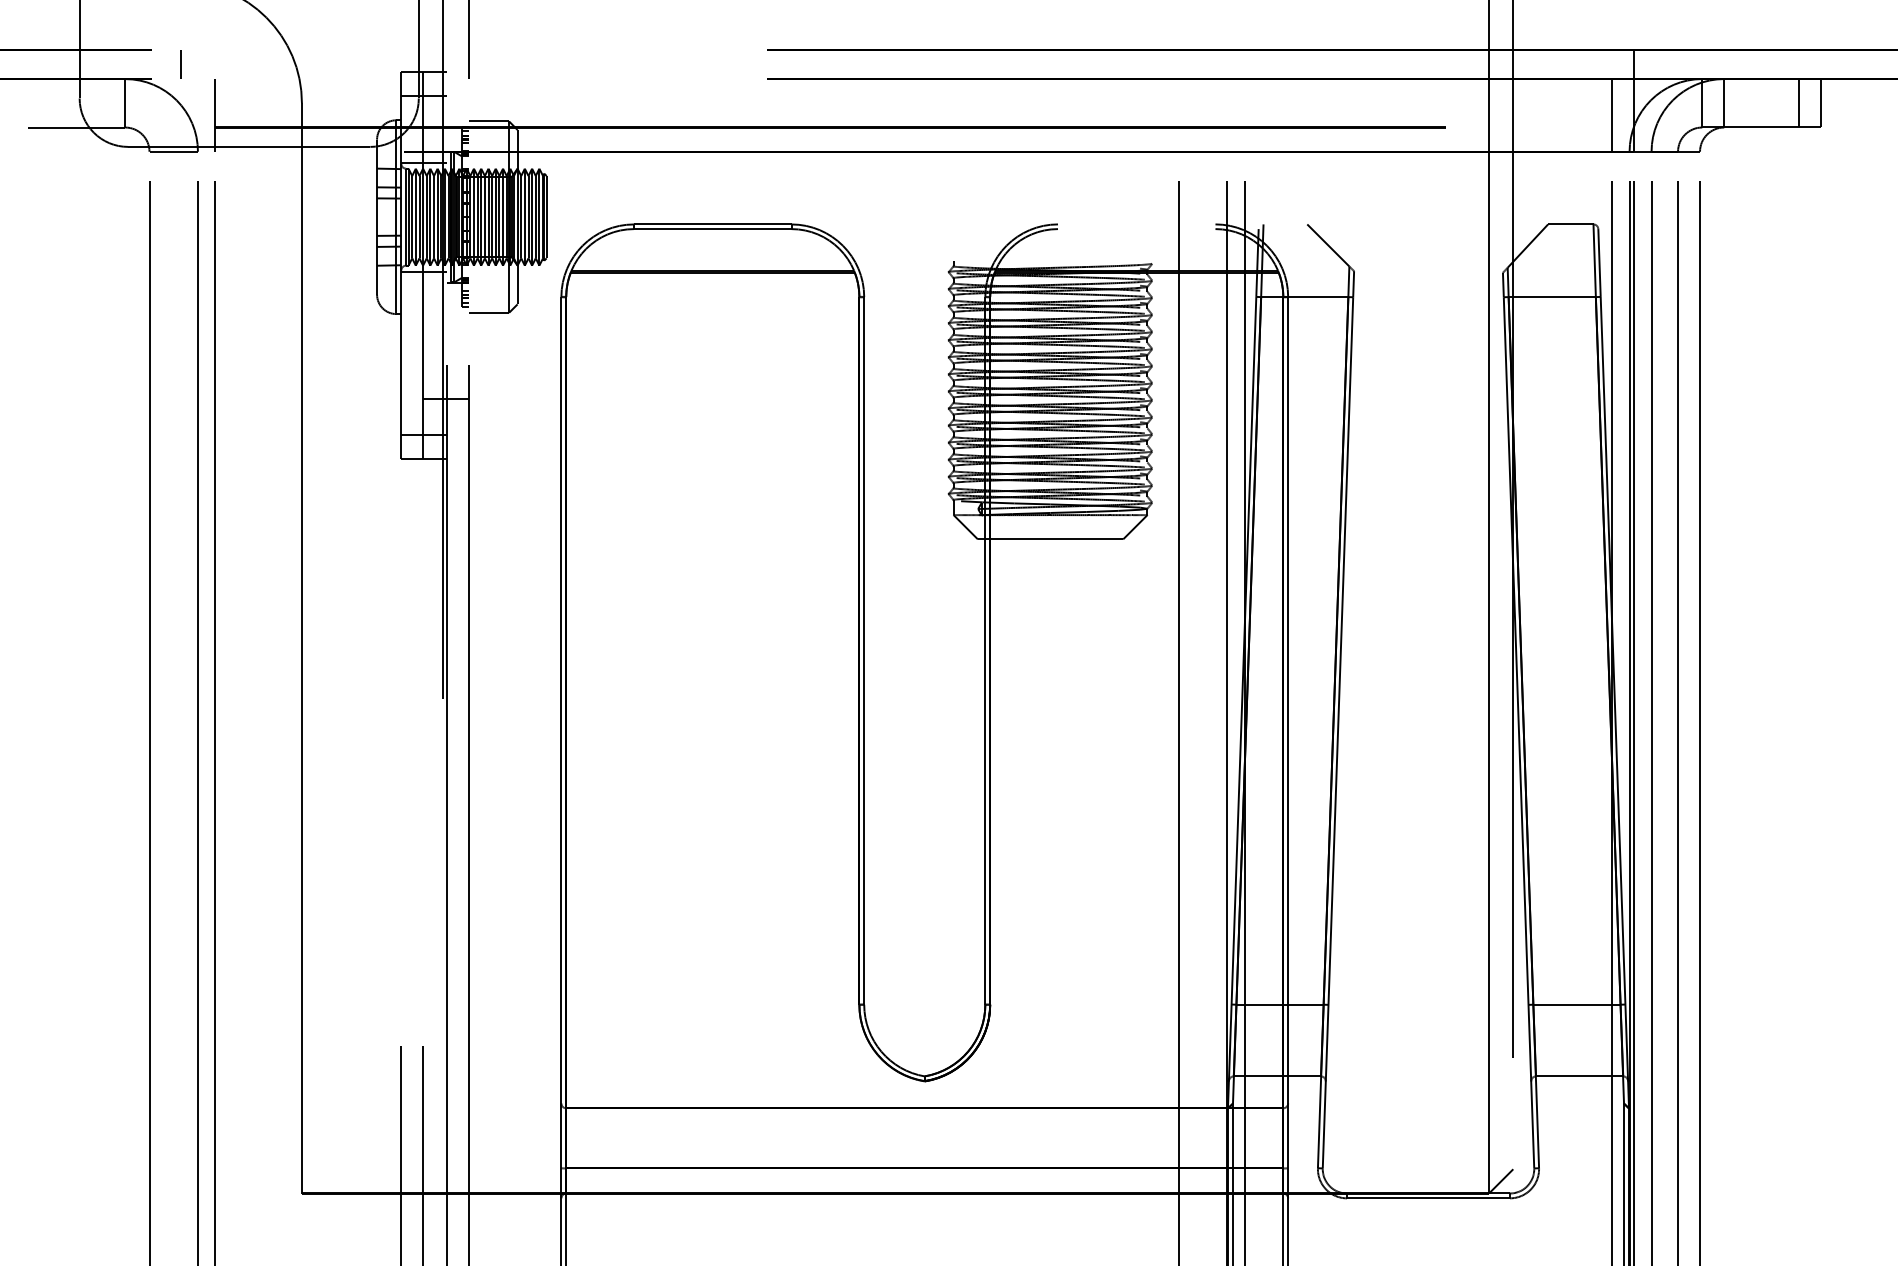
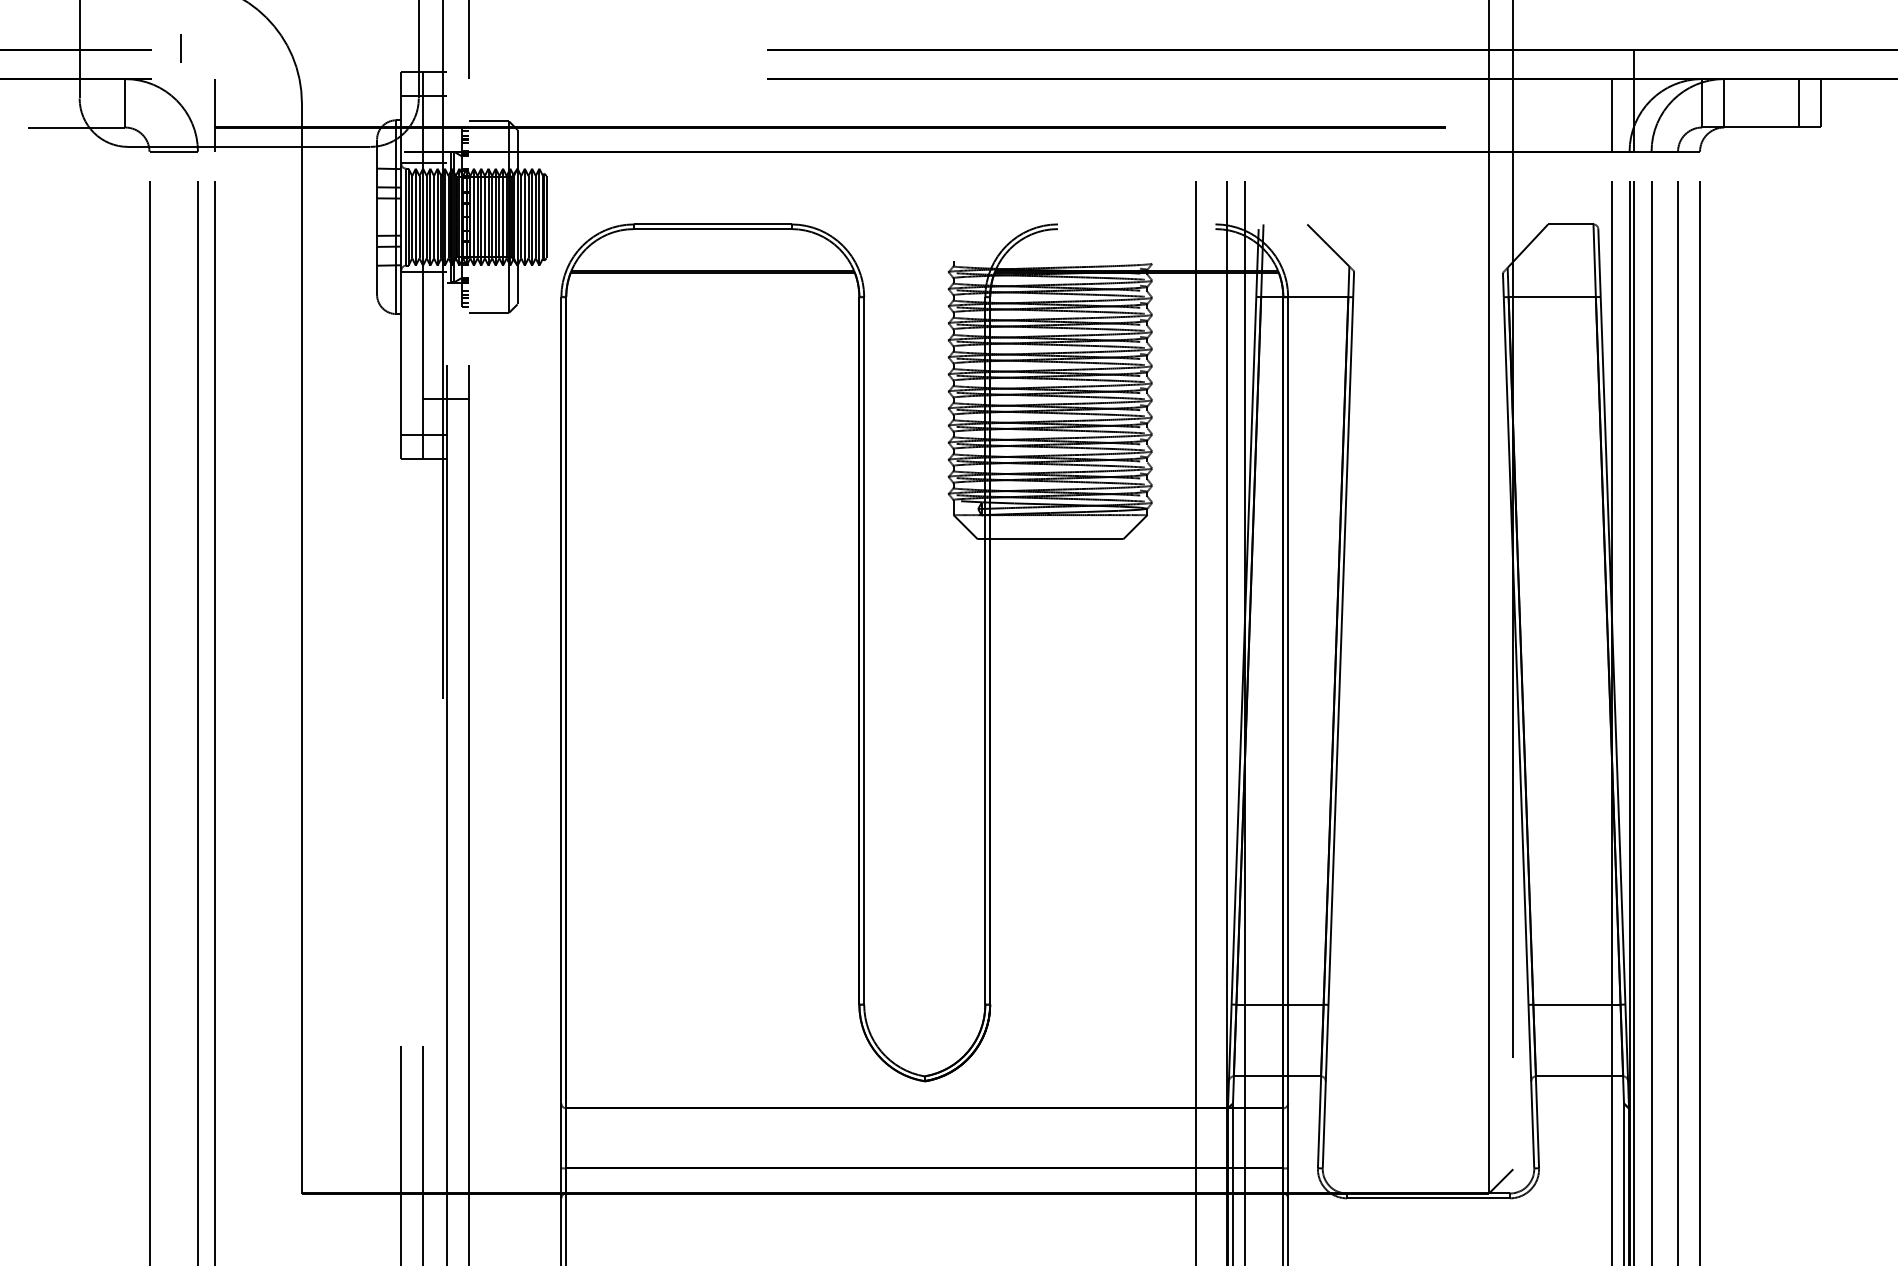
line position: (180, 64) -> (180, 48) (180, 48)
line position: (1178, 706) -> (1195, 706) (1195, 706)
